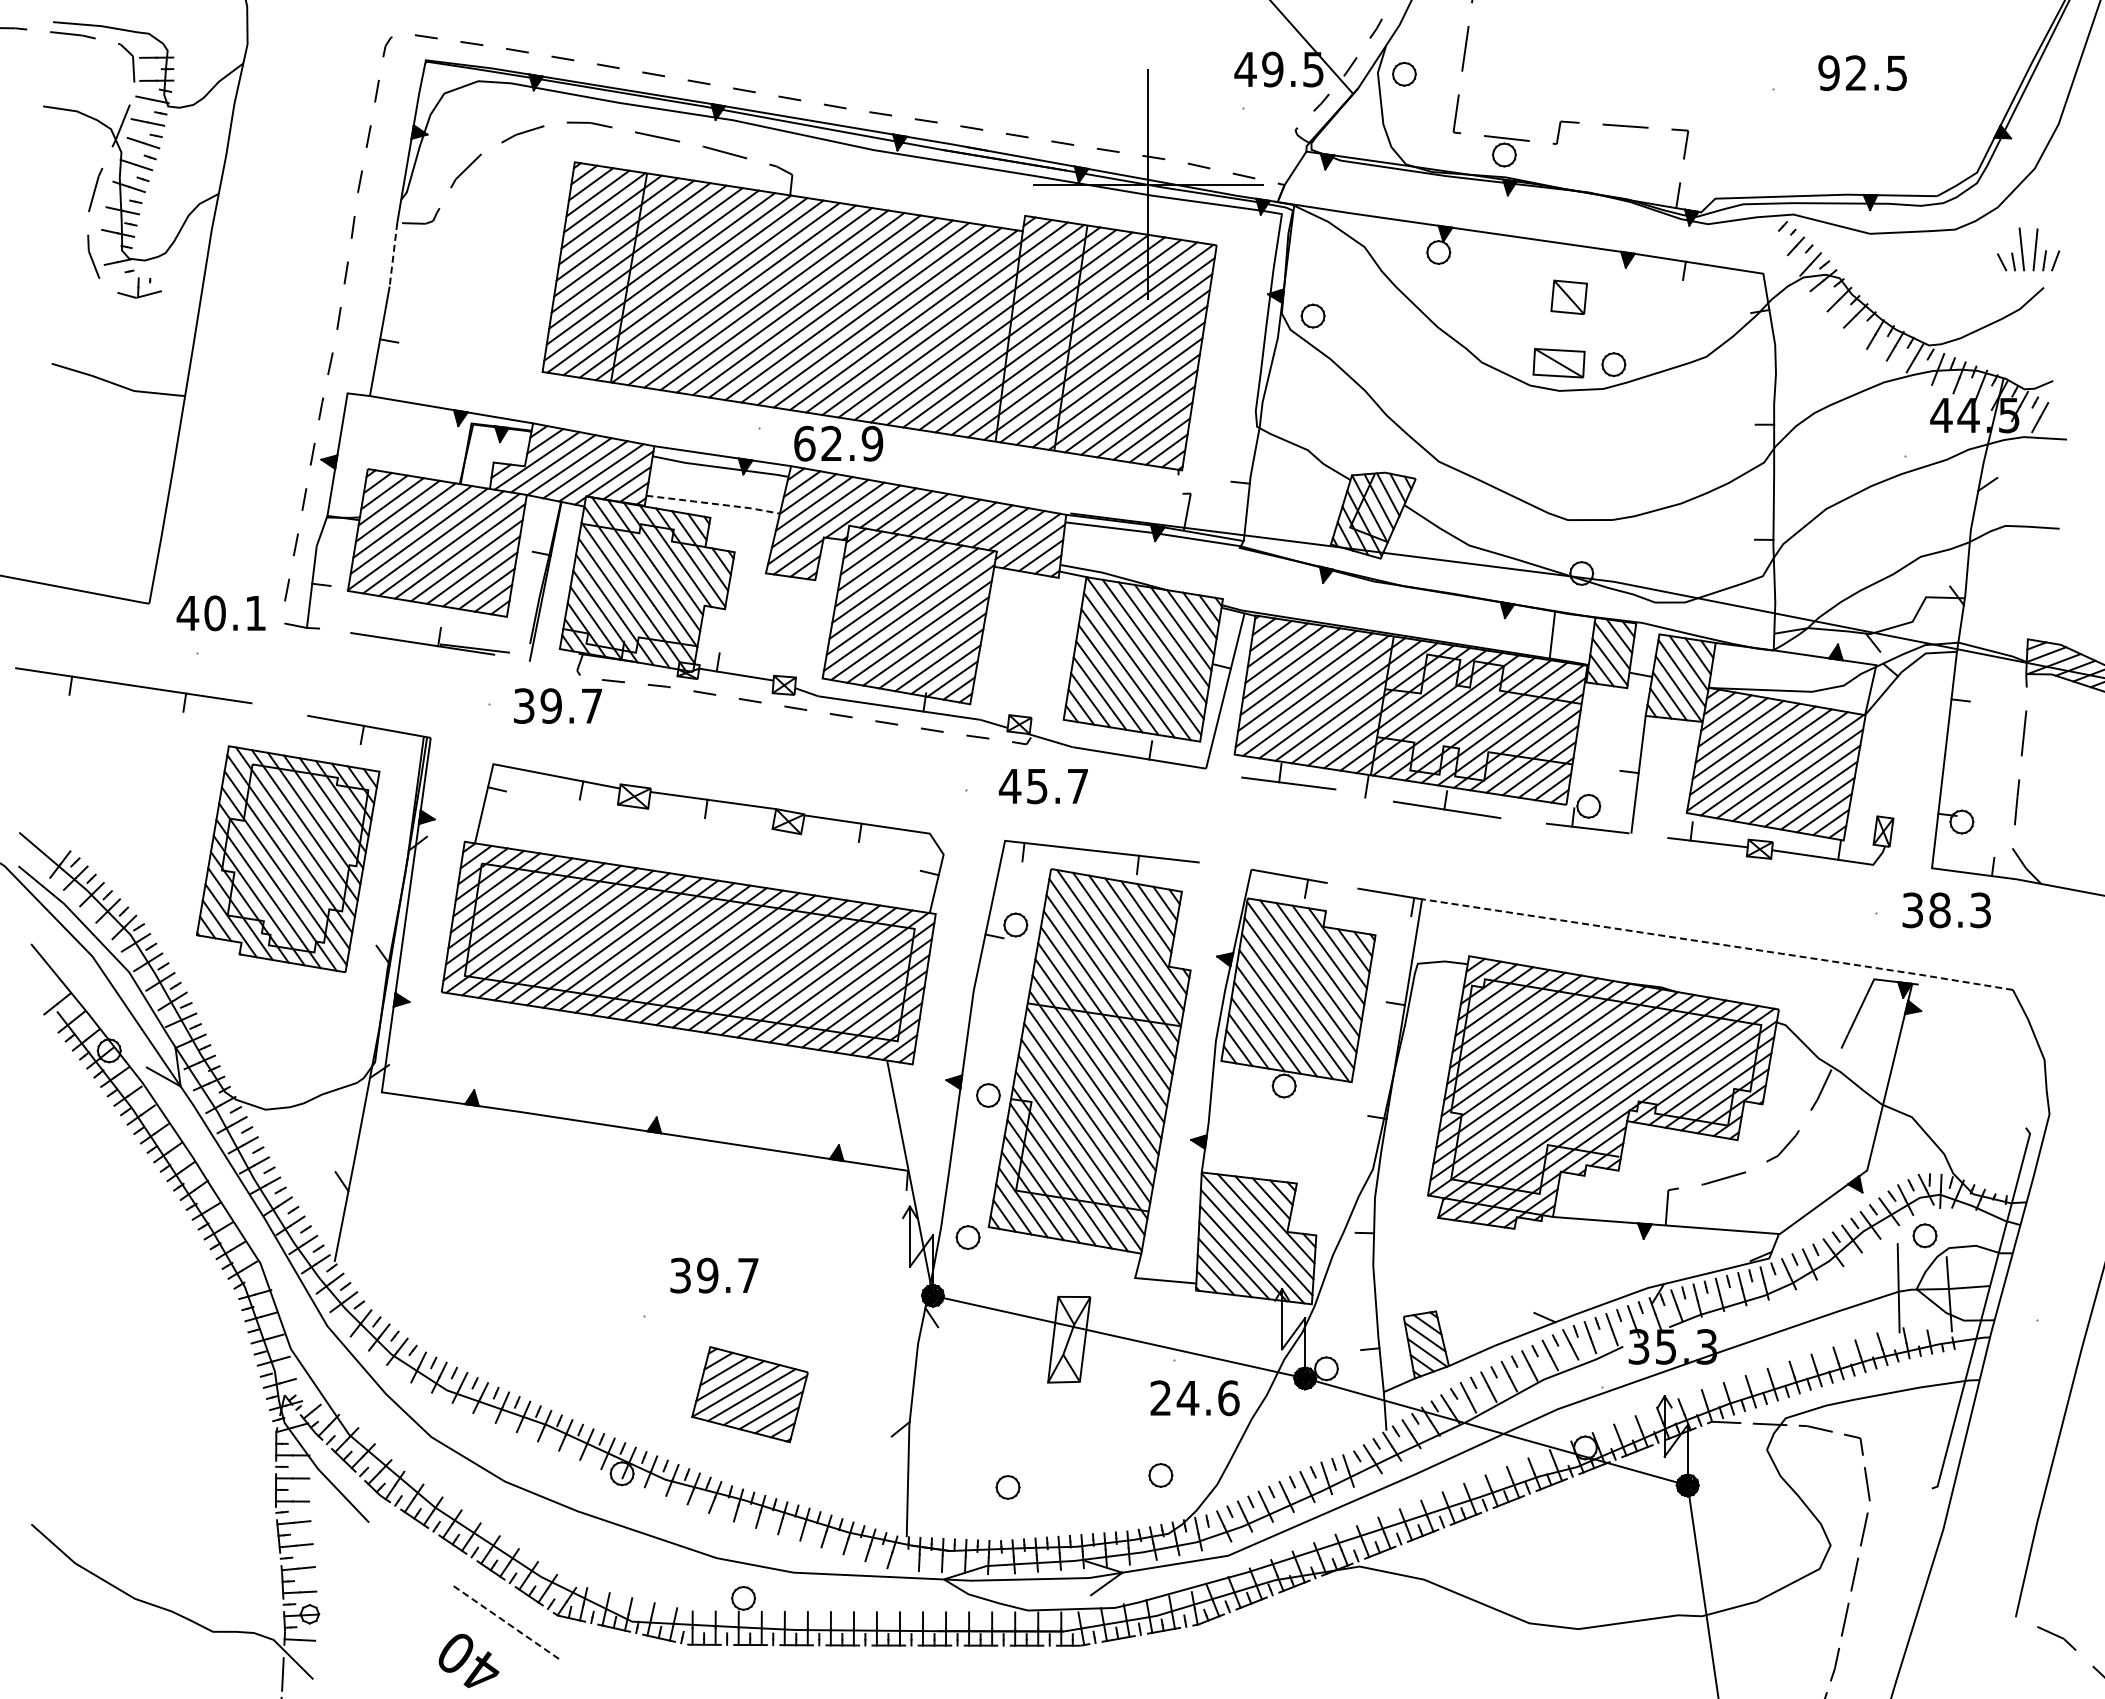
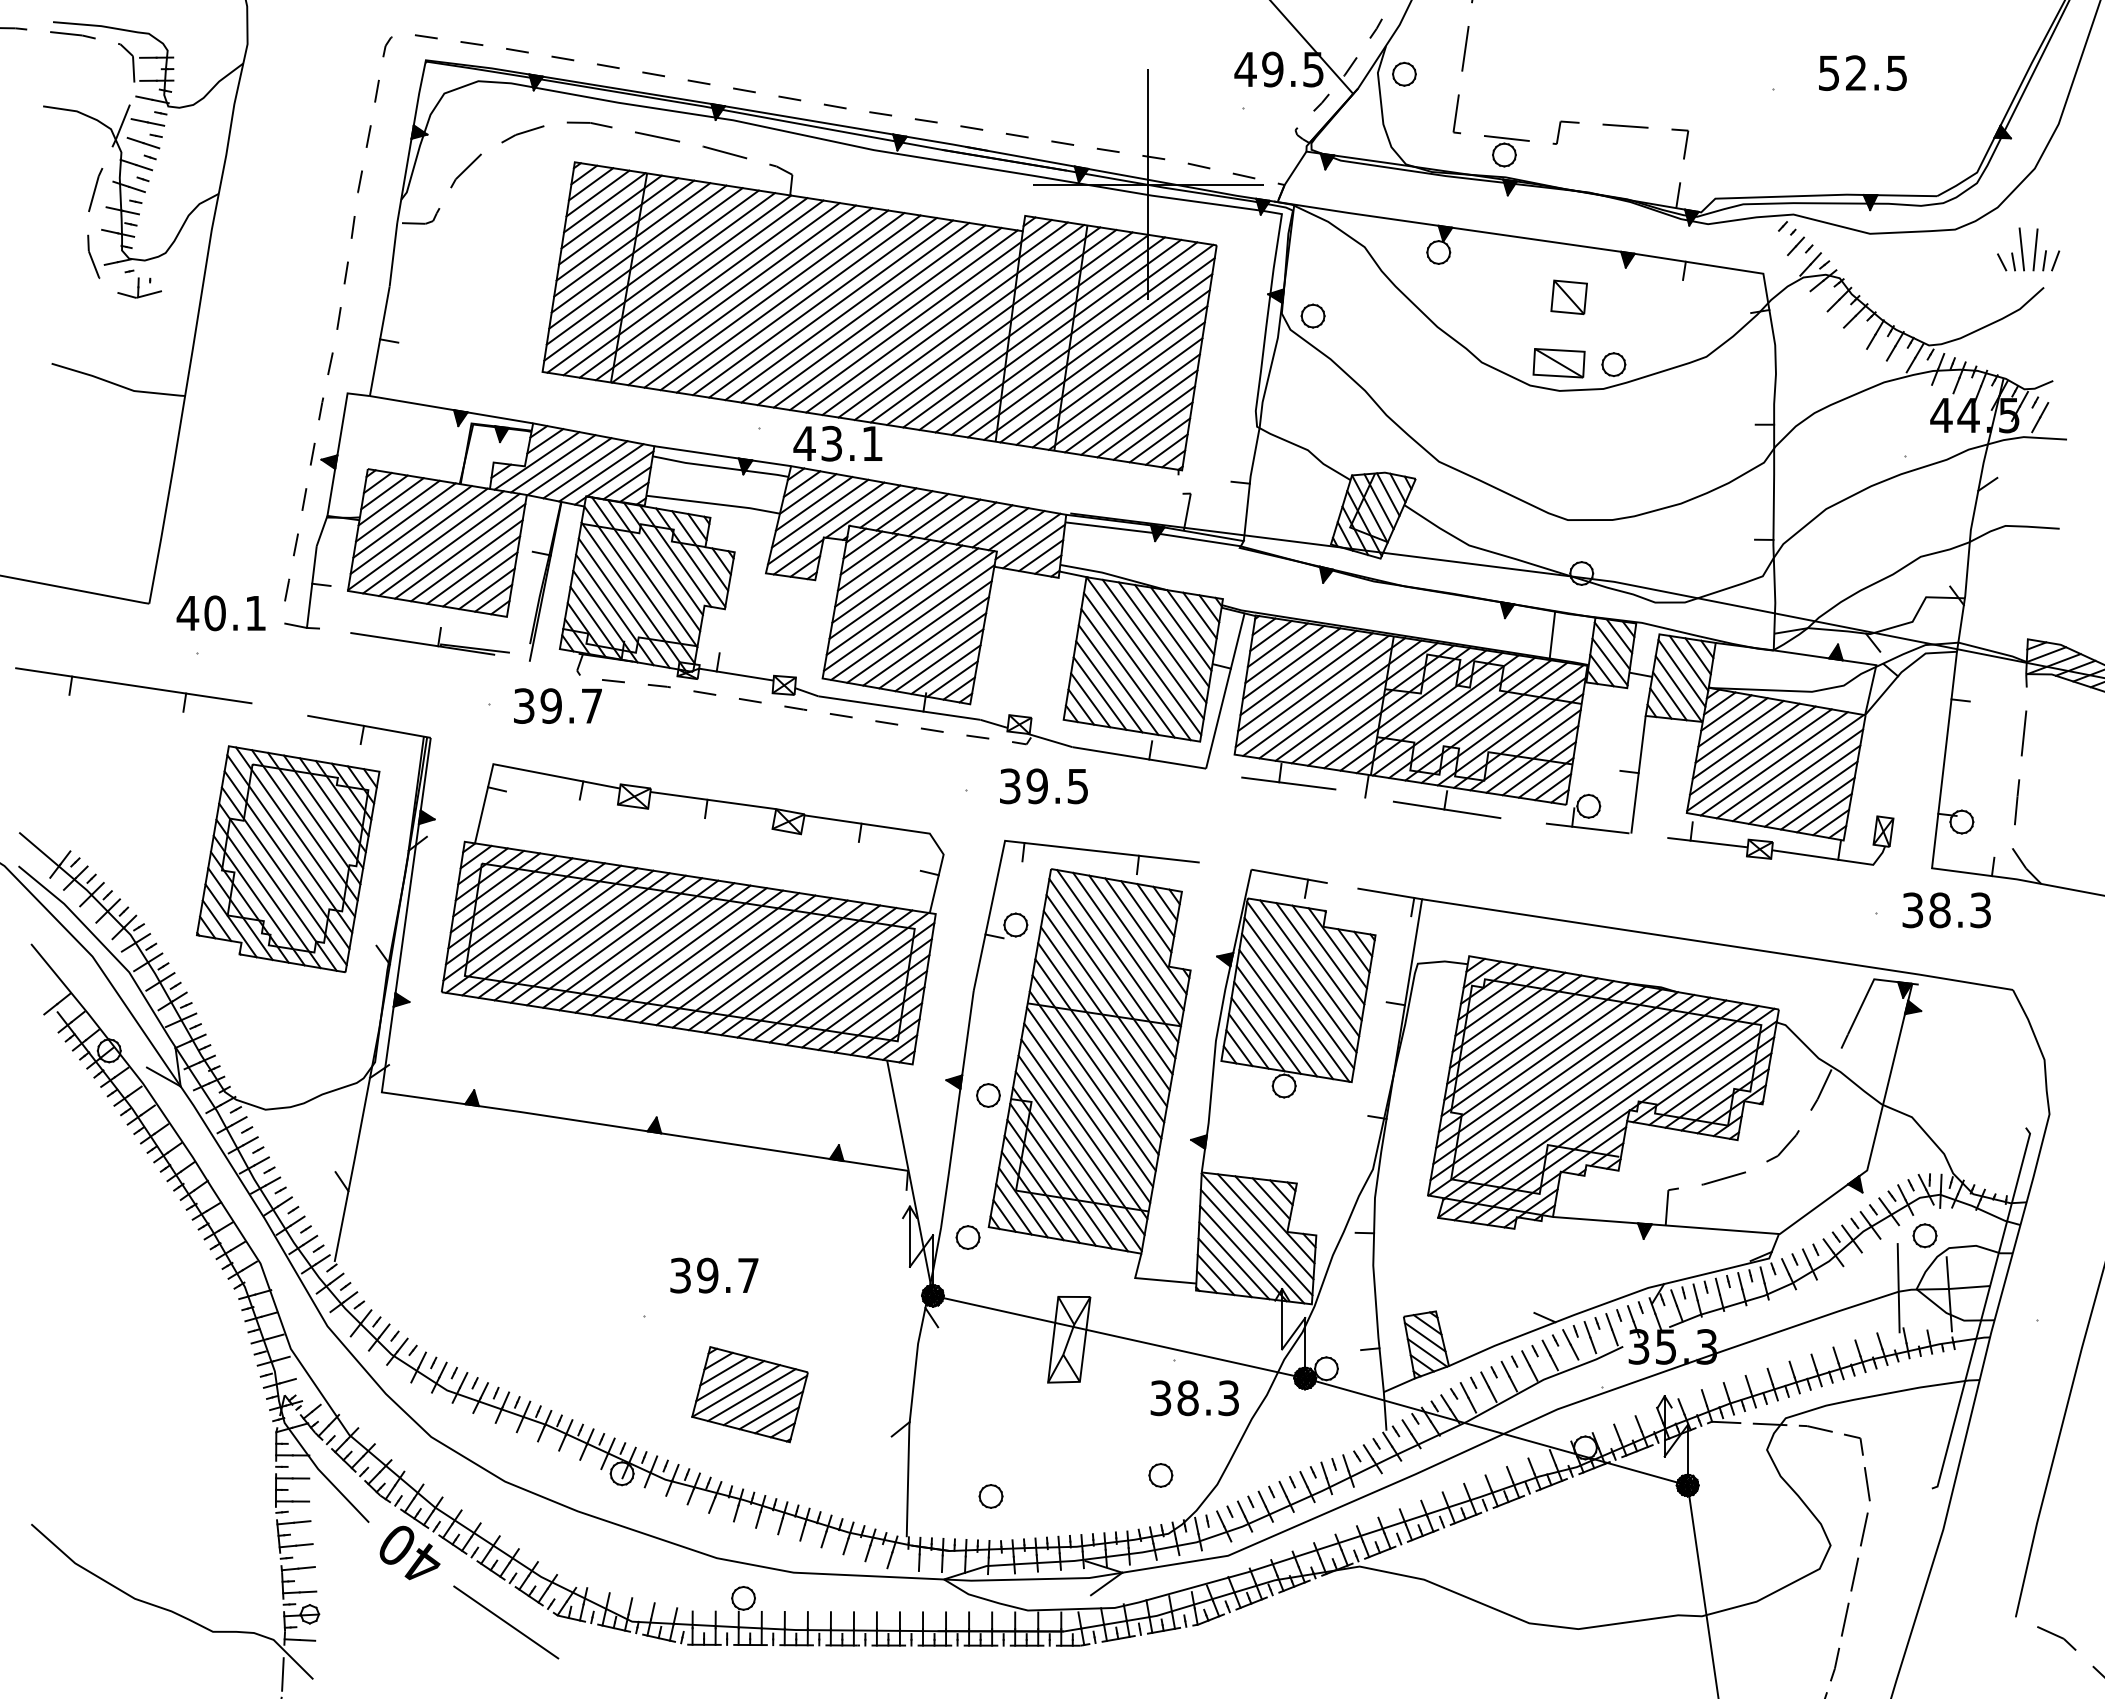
text: 92.5 -> 52.5 (1828, 72)
line: dashed -> solid (393, 254)
text: 62.9 -> 43.1 (838, 443)
line: dashed -> solid (714, 503)
text: 45.7 -> 39.5 (1042, 786)
line: dashed -> solid (1718, 944)
text: 24.6 -> 38.3 (1194, 1398)
part position: (1007, 1487) -> (990, 1496) (990, 1496)
line: dashed -> solid (505, 1622)
text position: (468, 1660) -> (409, 1552) (409, 1552)
